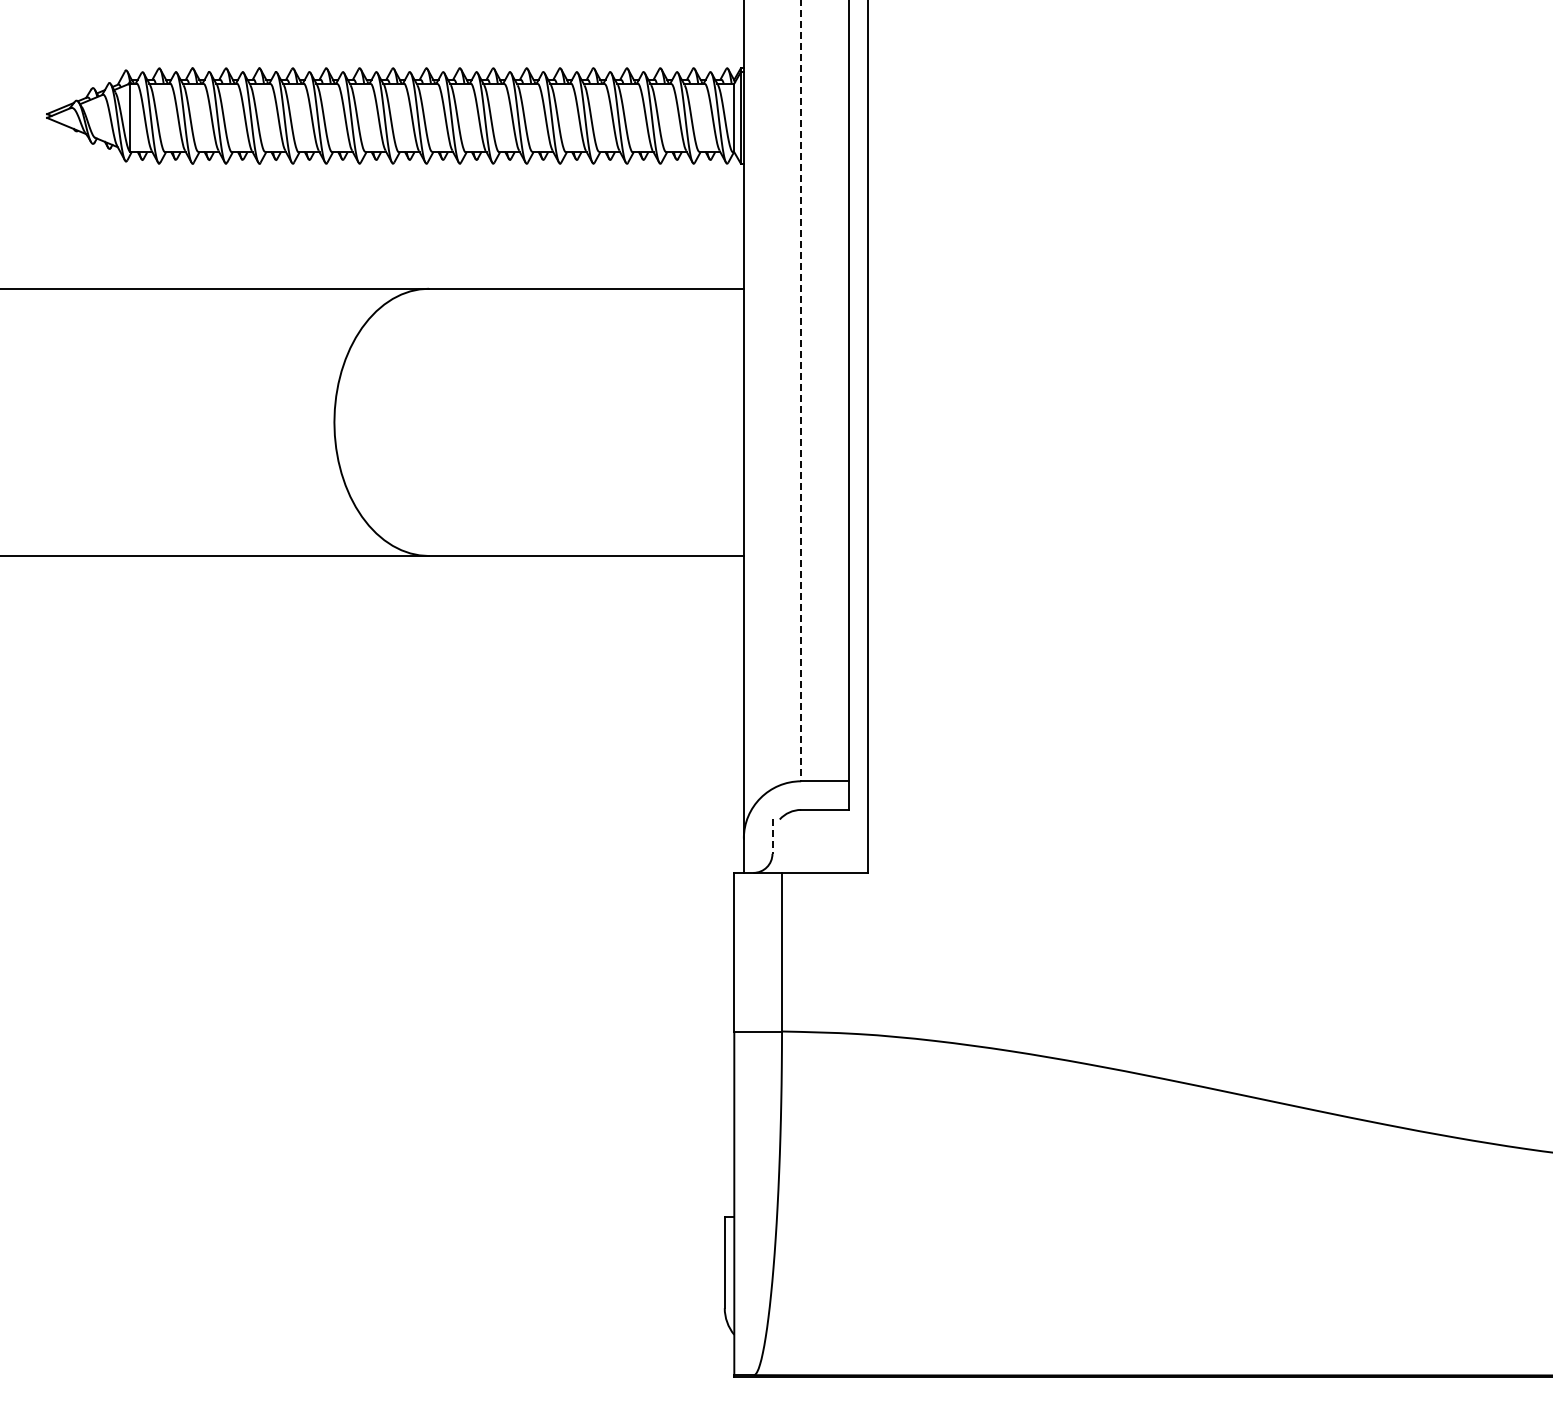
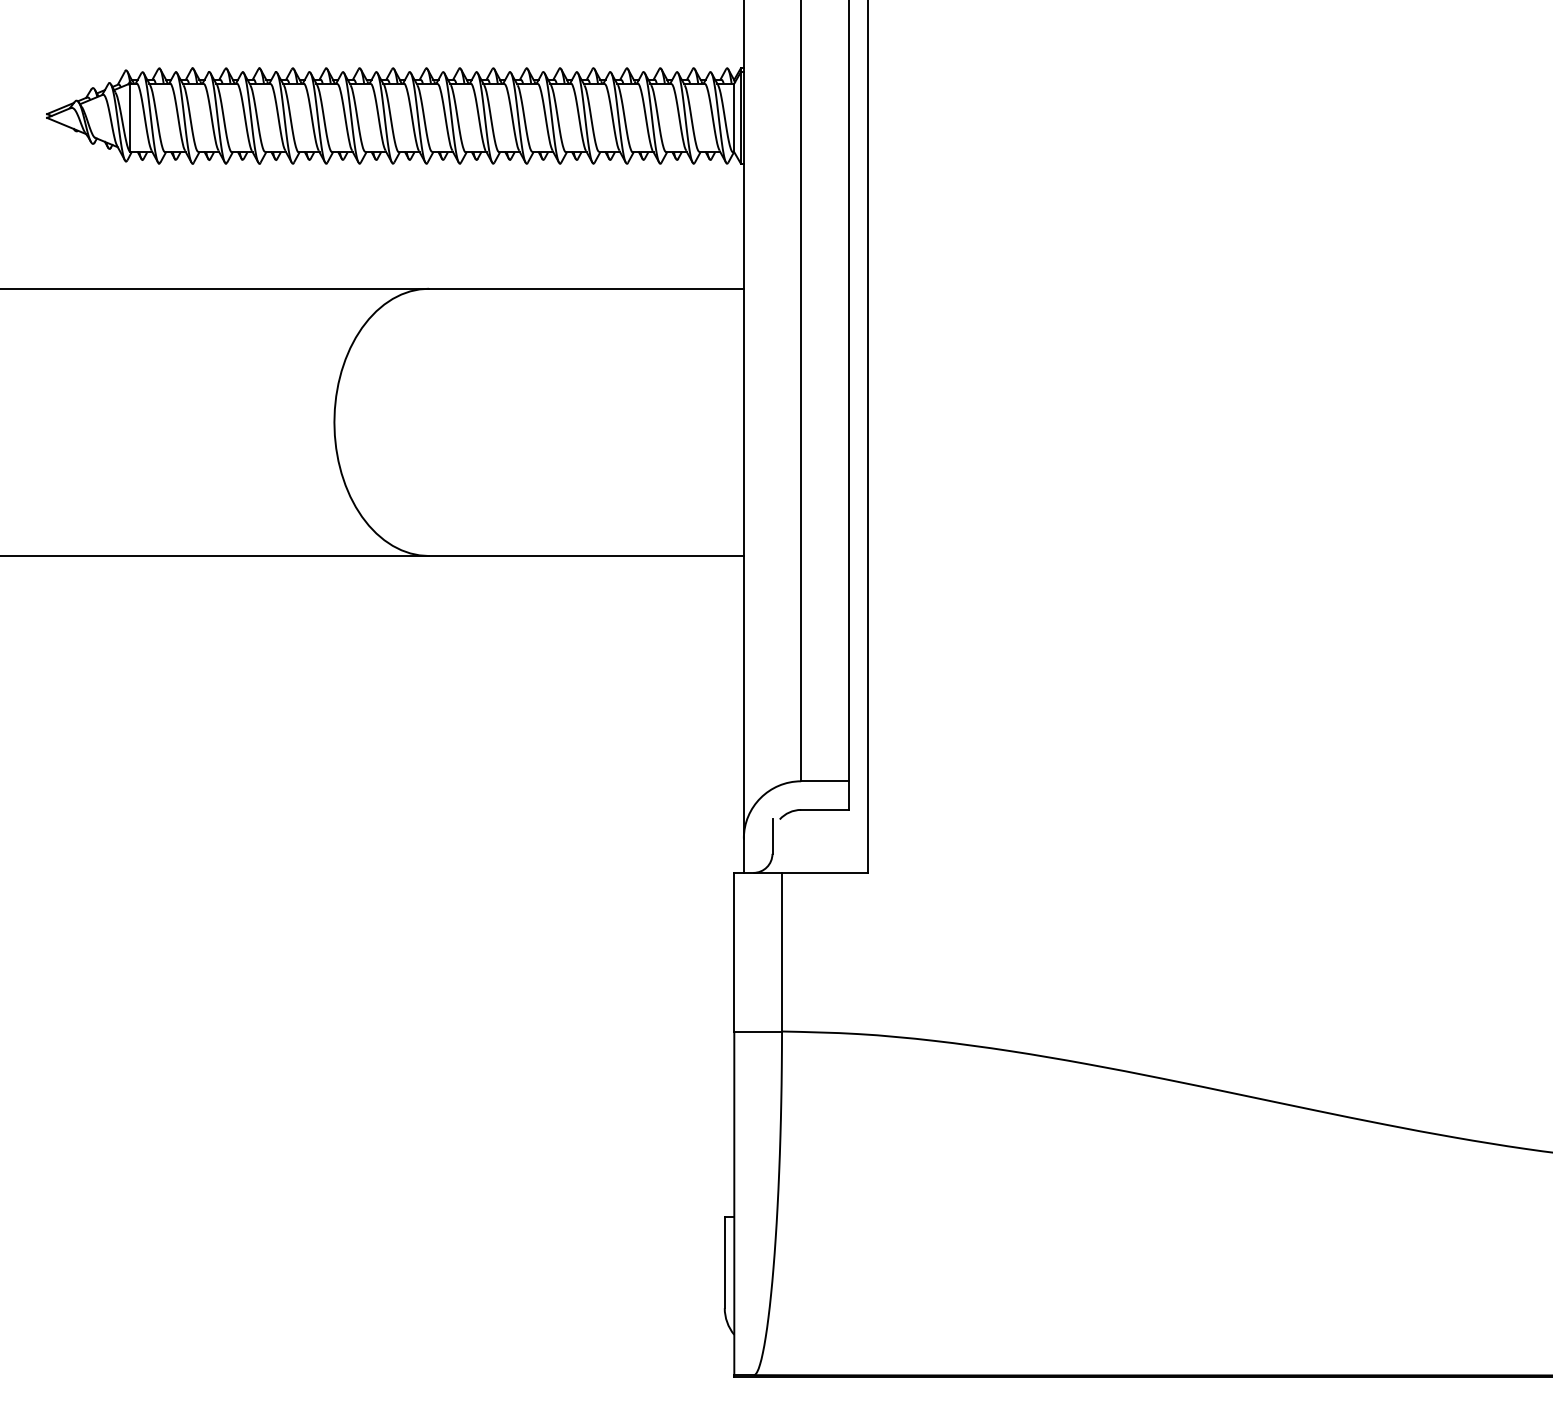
line: dashed -> solid (801, 391)
line: dashed -> solid (772, 837)
